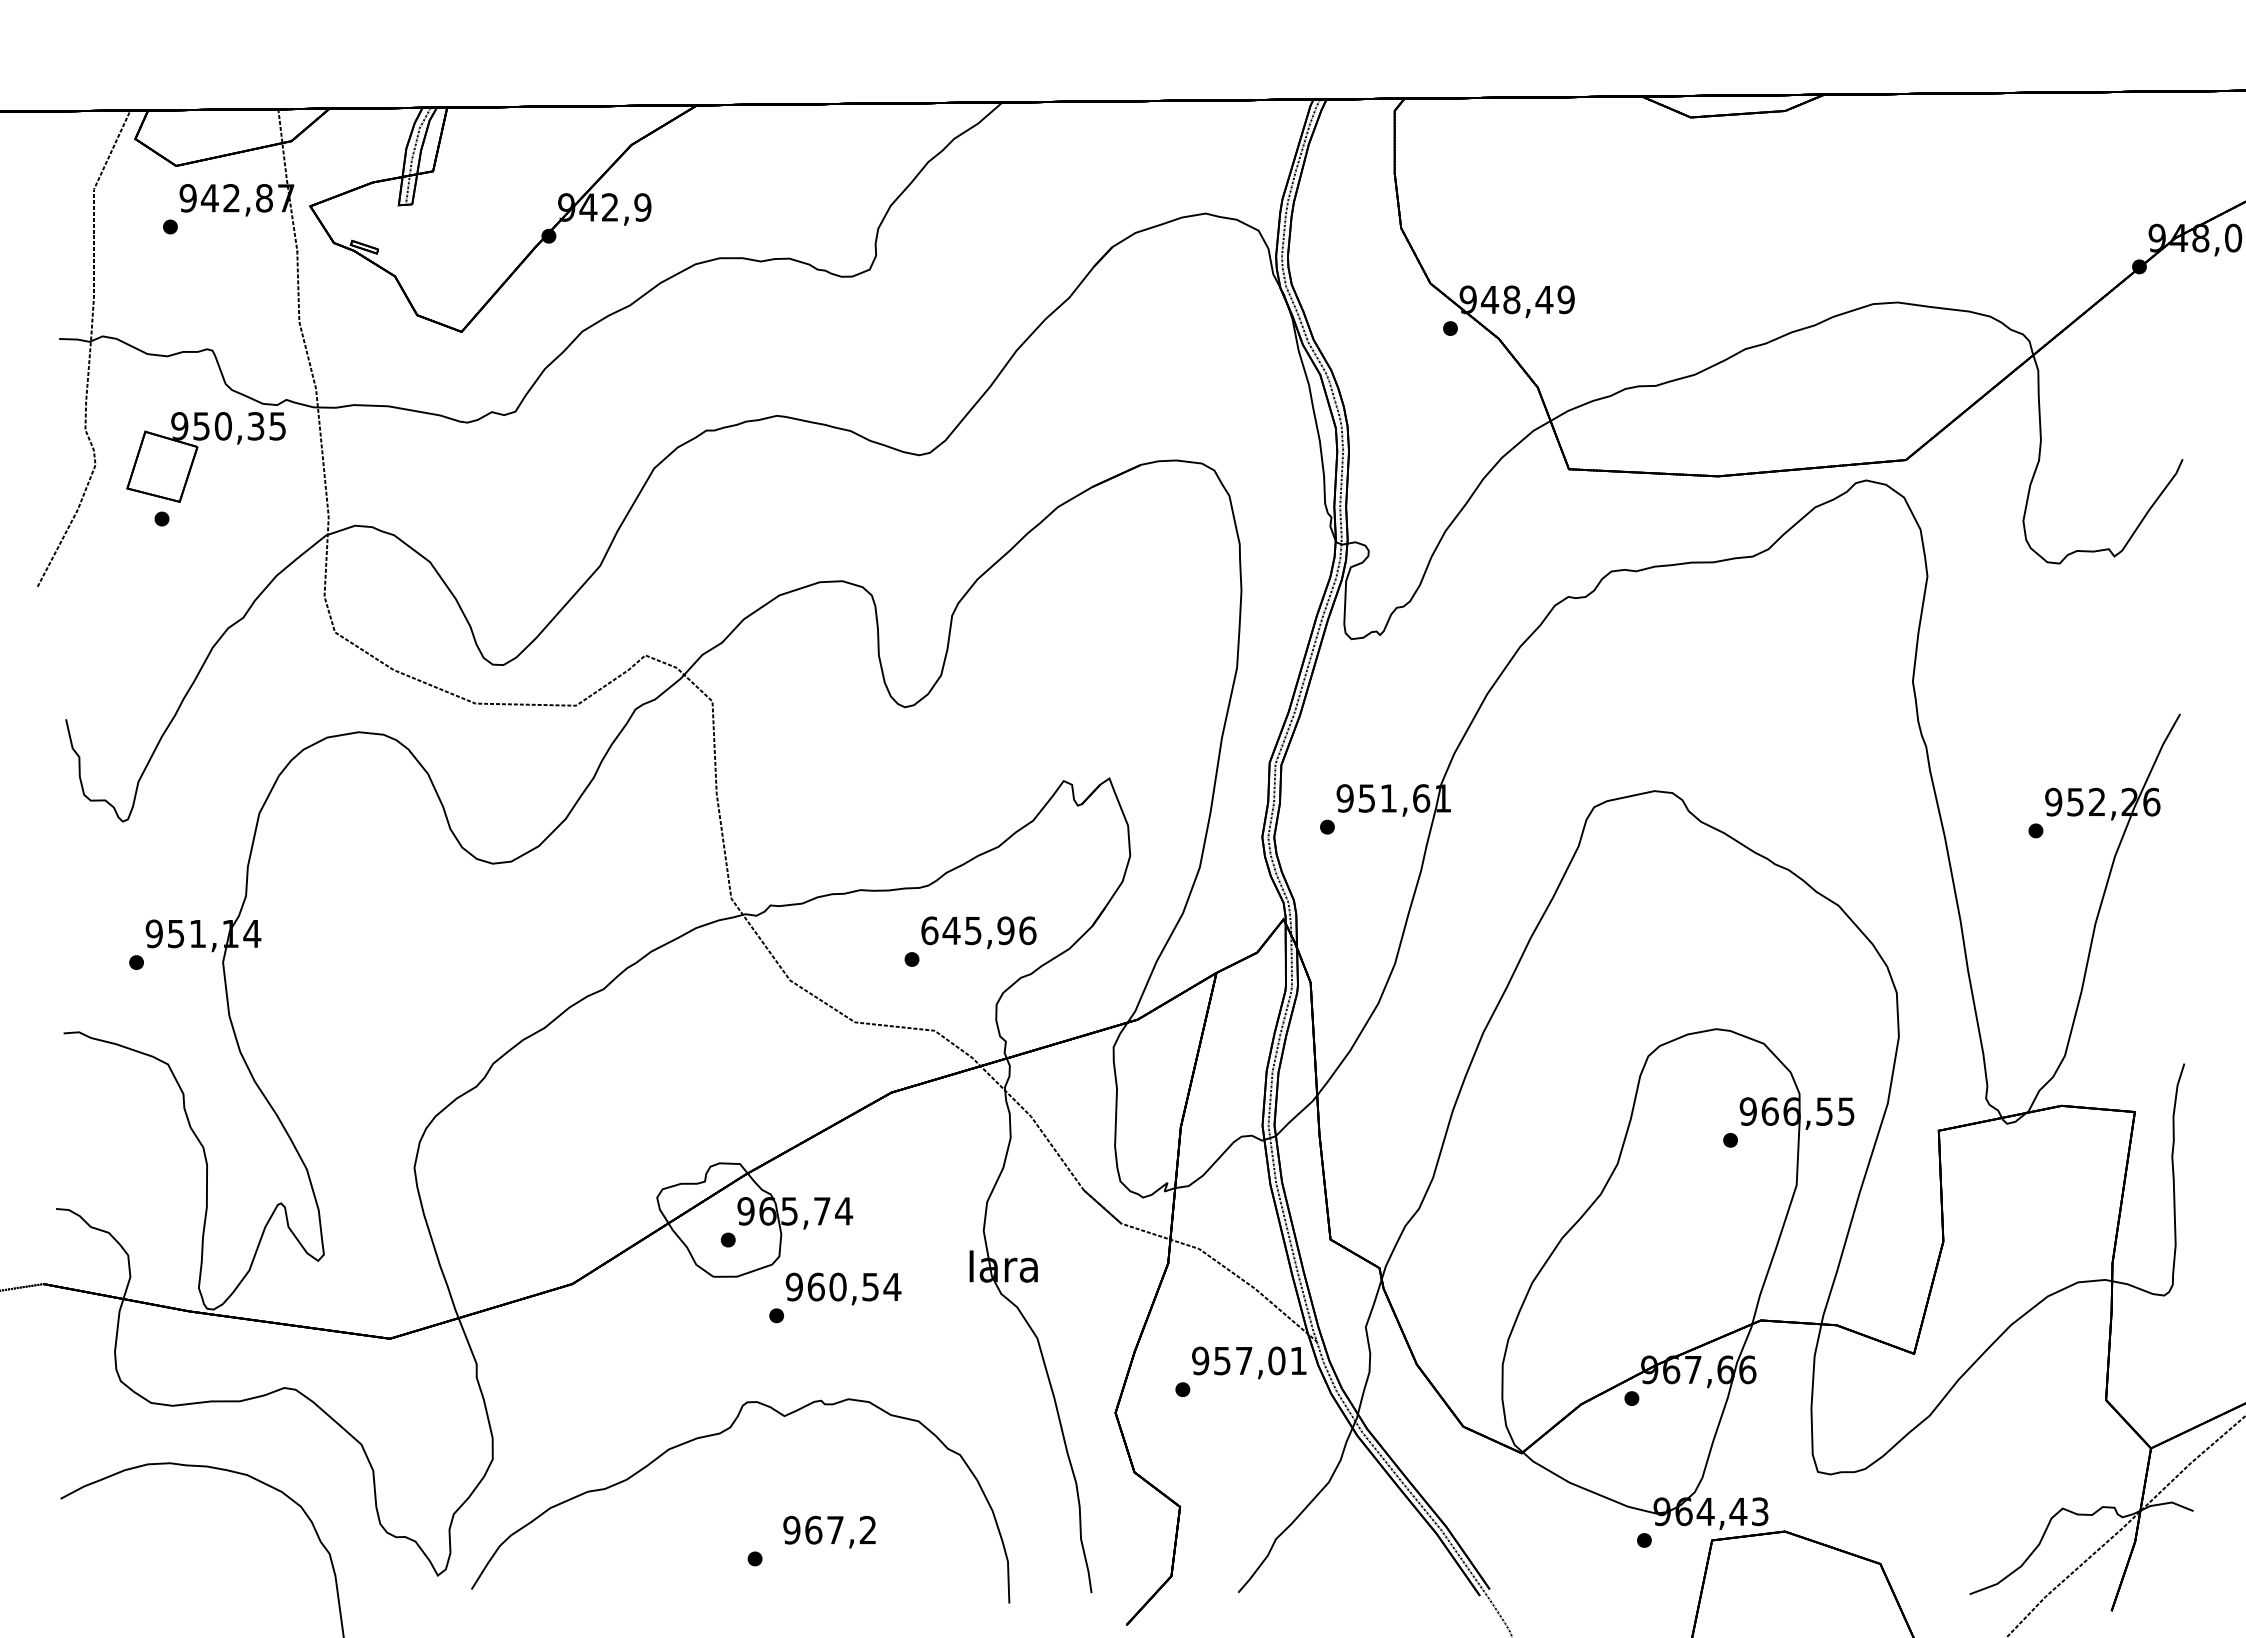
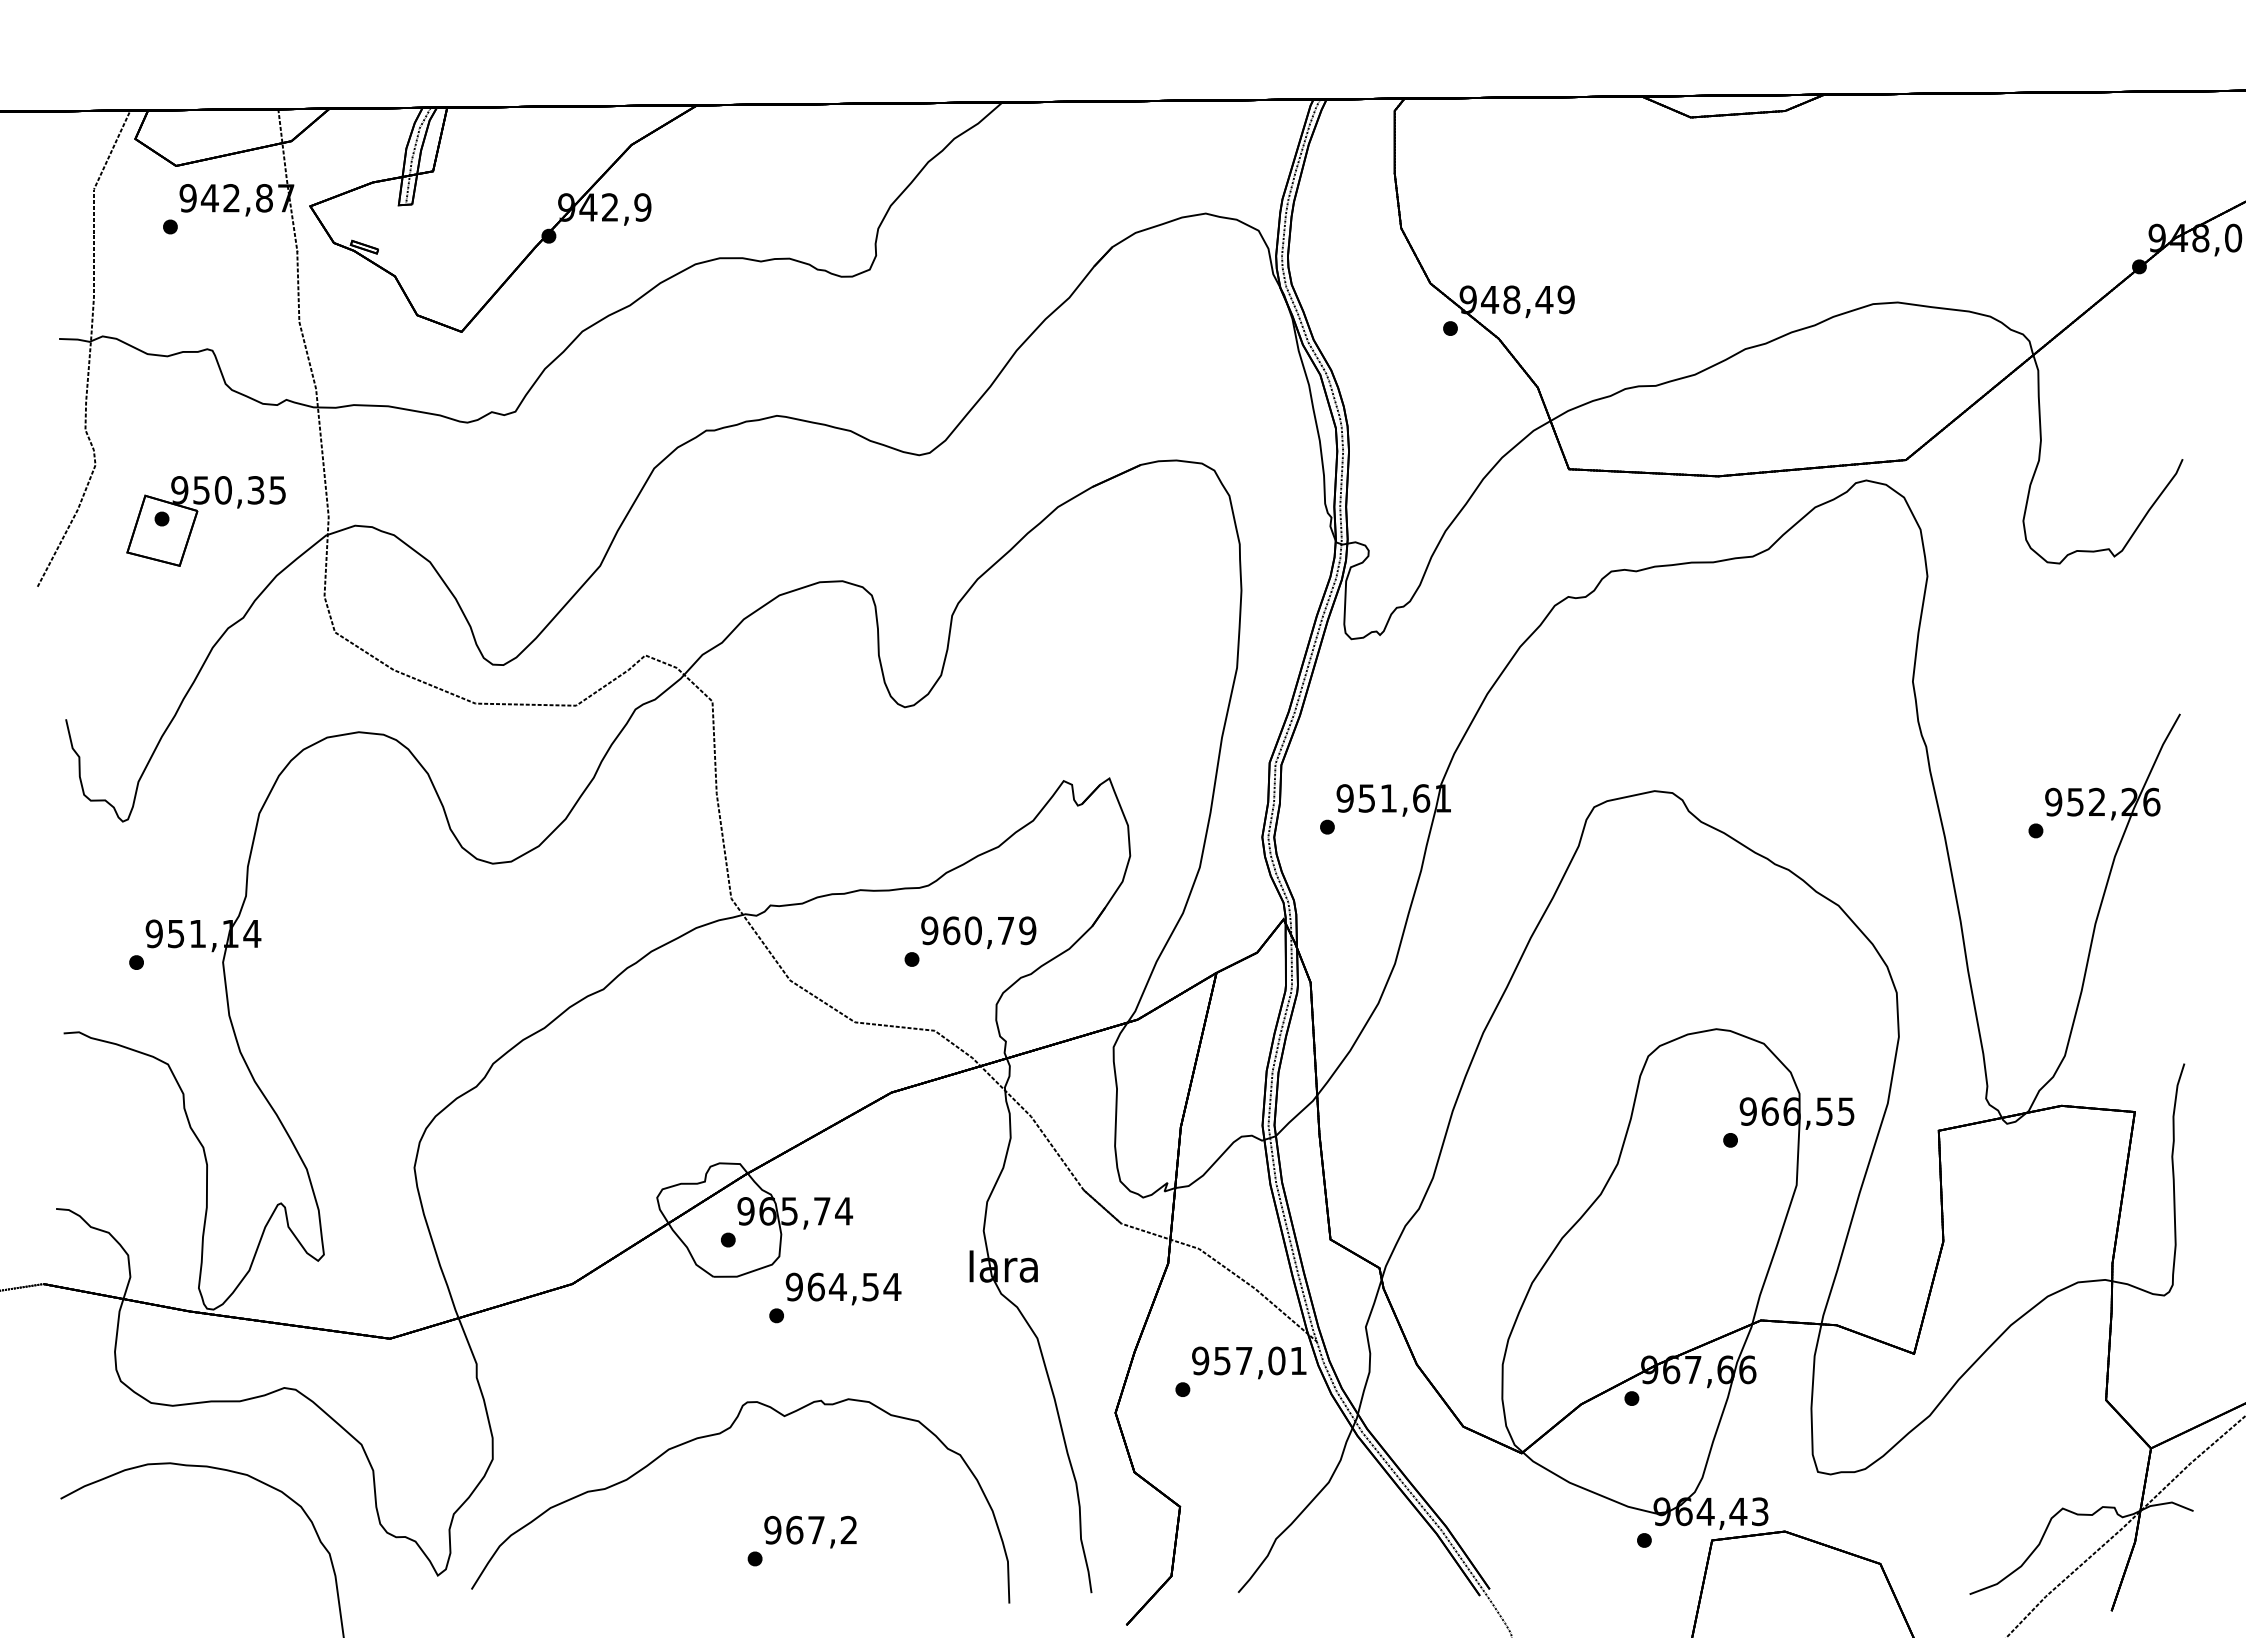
part position: (196, 454) -> (196, 518) (196, 518)
text: 645,96 -> 960,79 (978, 930)
text: 960,54 -> 964,54 (837, 1286)
text position: (829, 1531) -> (810, 1531) (810, 1531)
